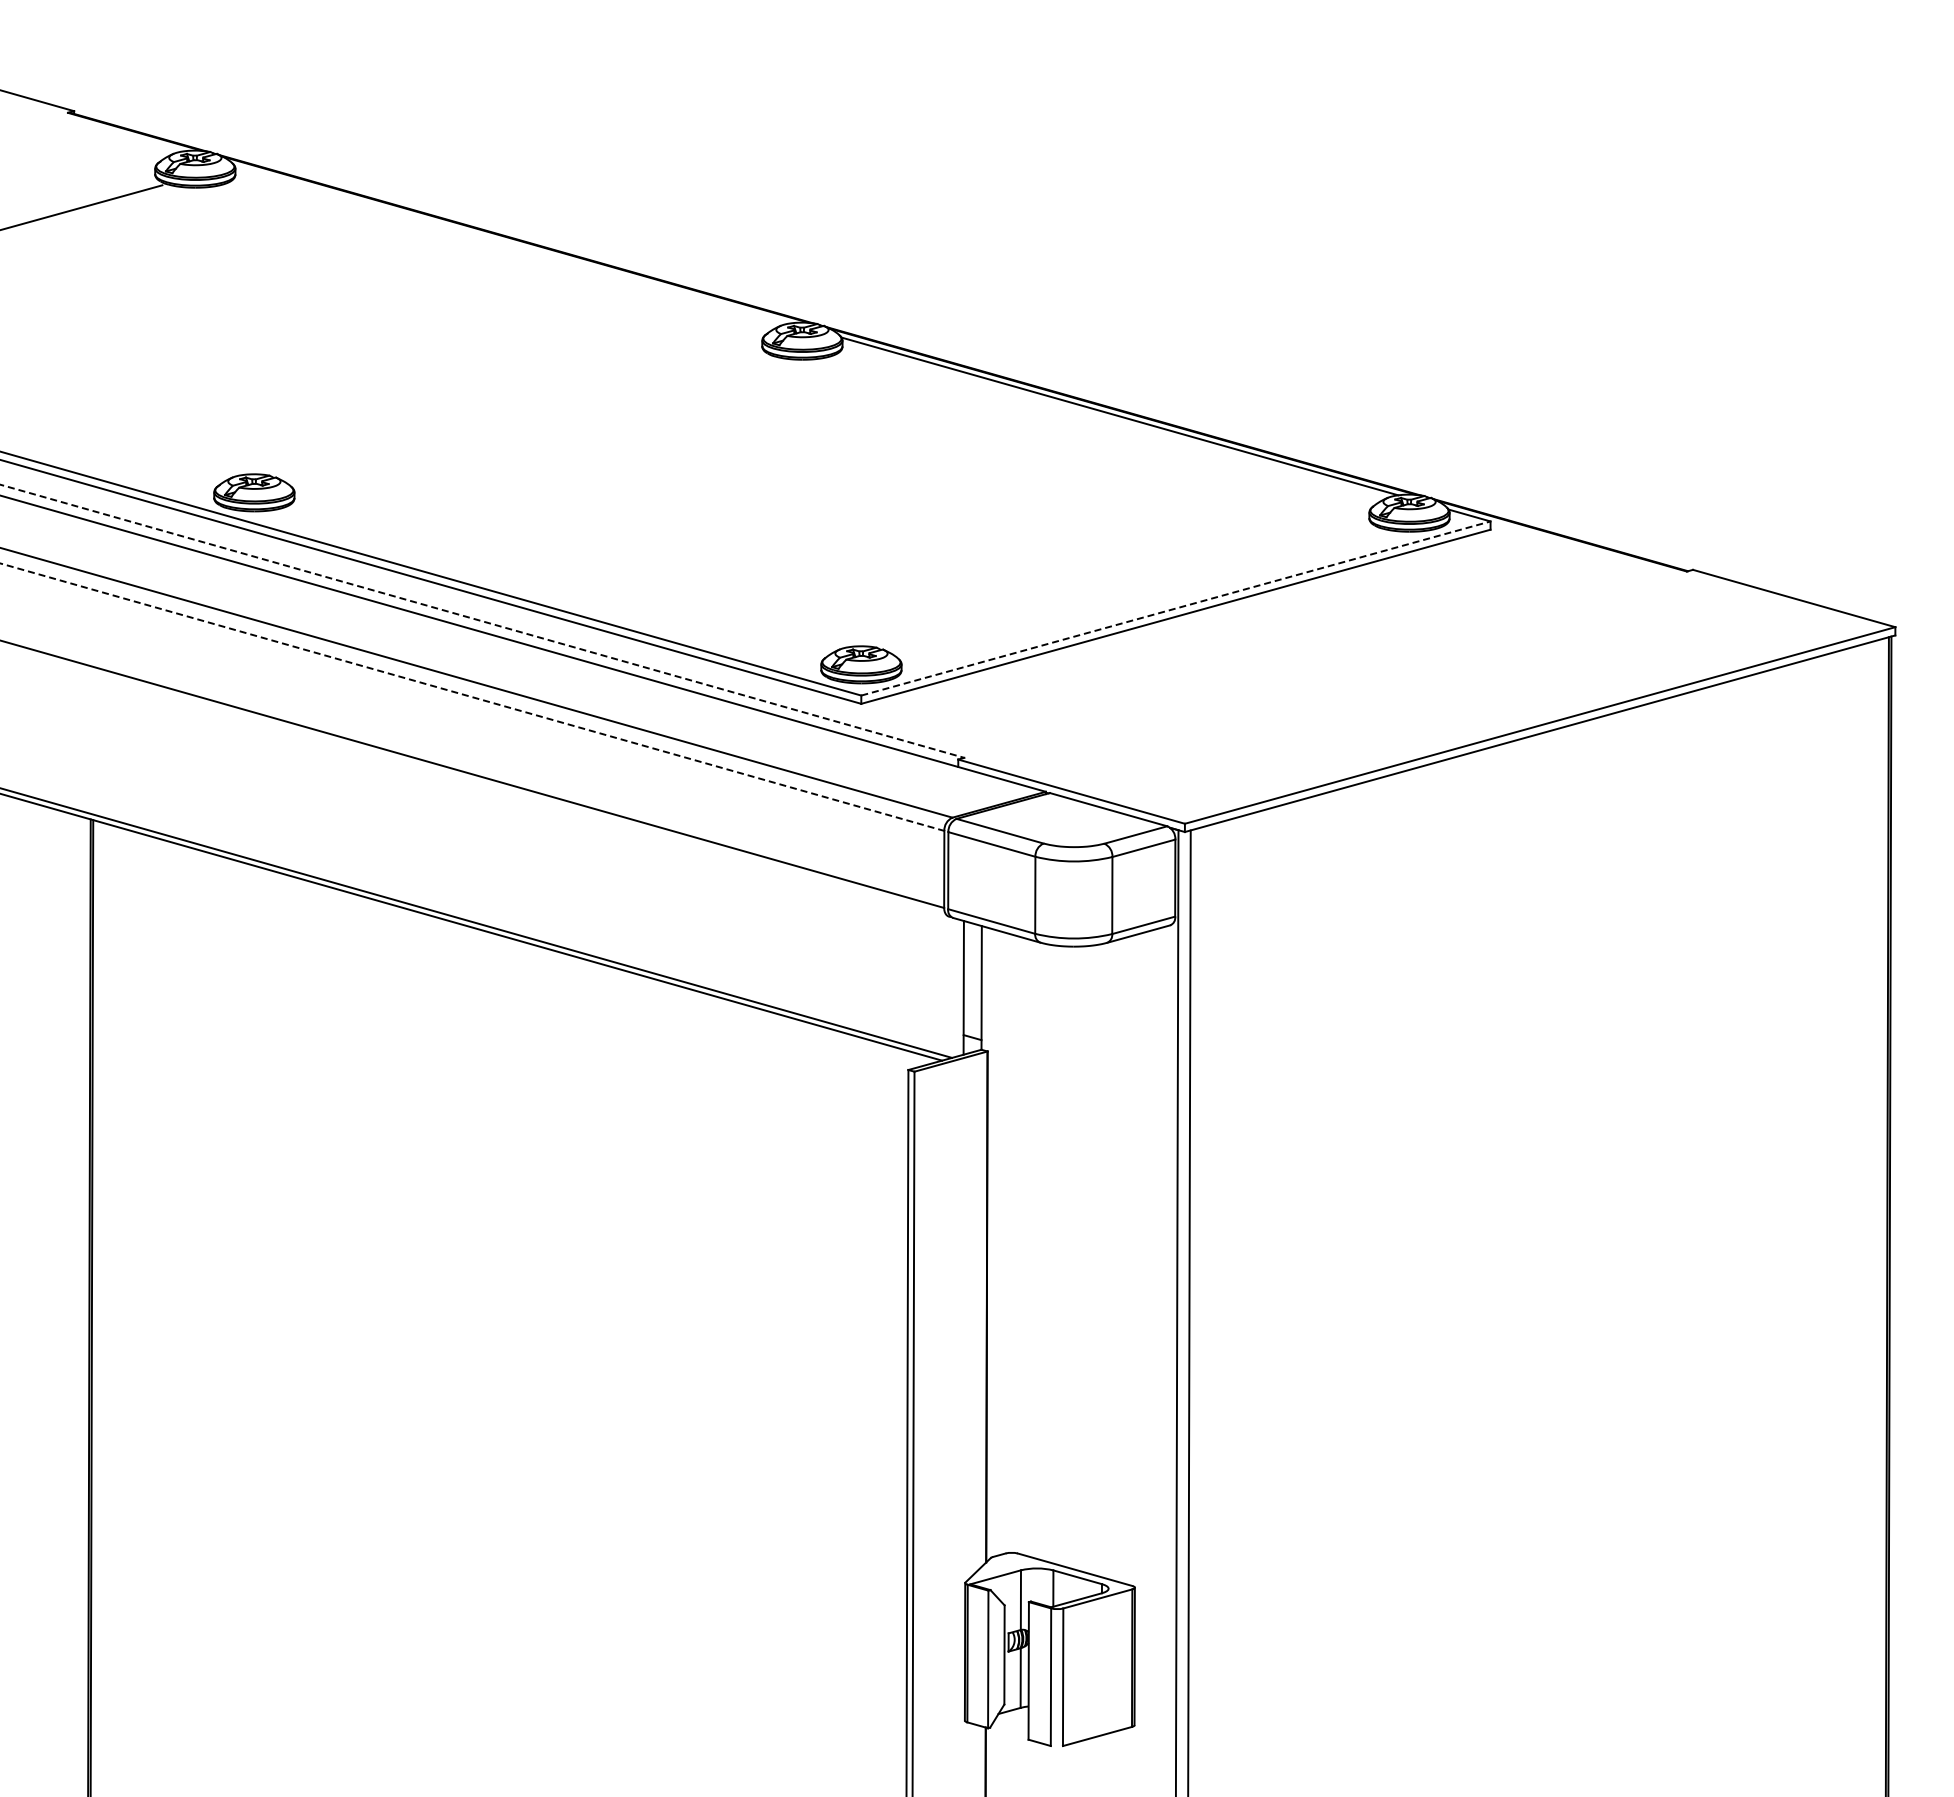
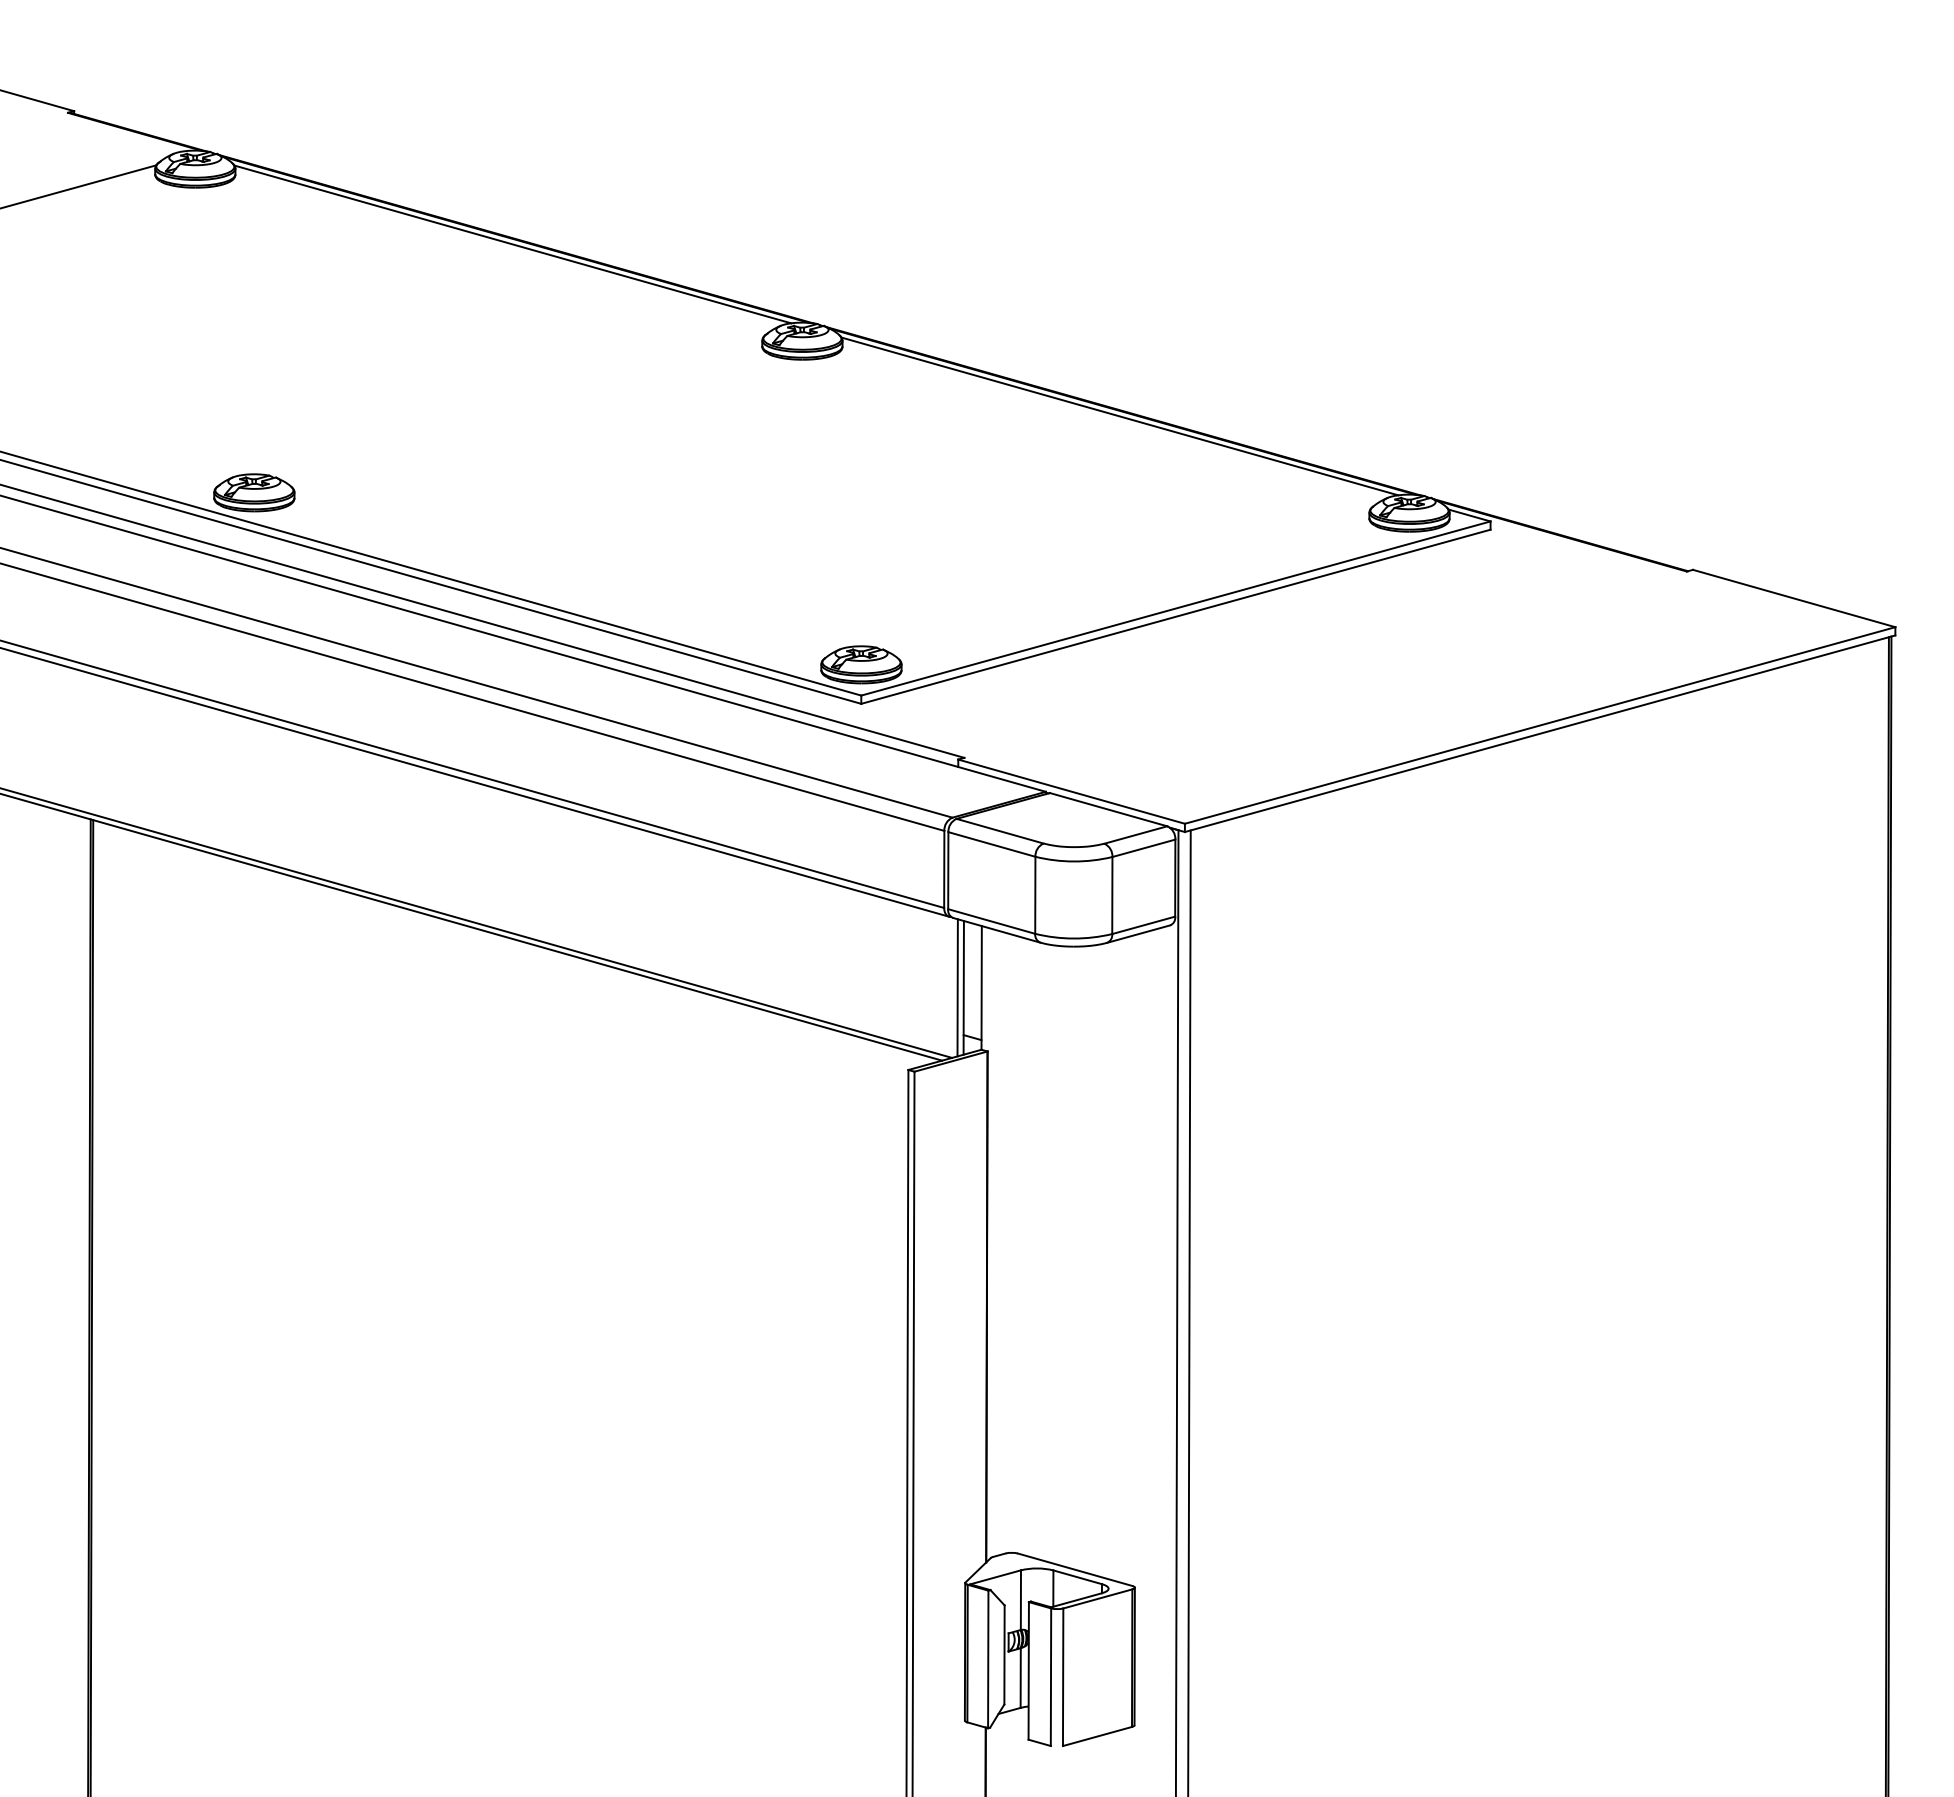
line position: (82, 207) -> (79, 186) (79, 186)
line: none -> present (512, 244)
line: dashed -> solid (1176, 608)
line: dashed -> solid (482, 621)
line: dashed -> solid (473, 697)
line: none -> present (475, 782)
line: none -> present (957, 987)
